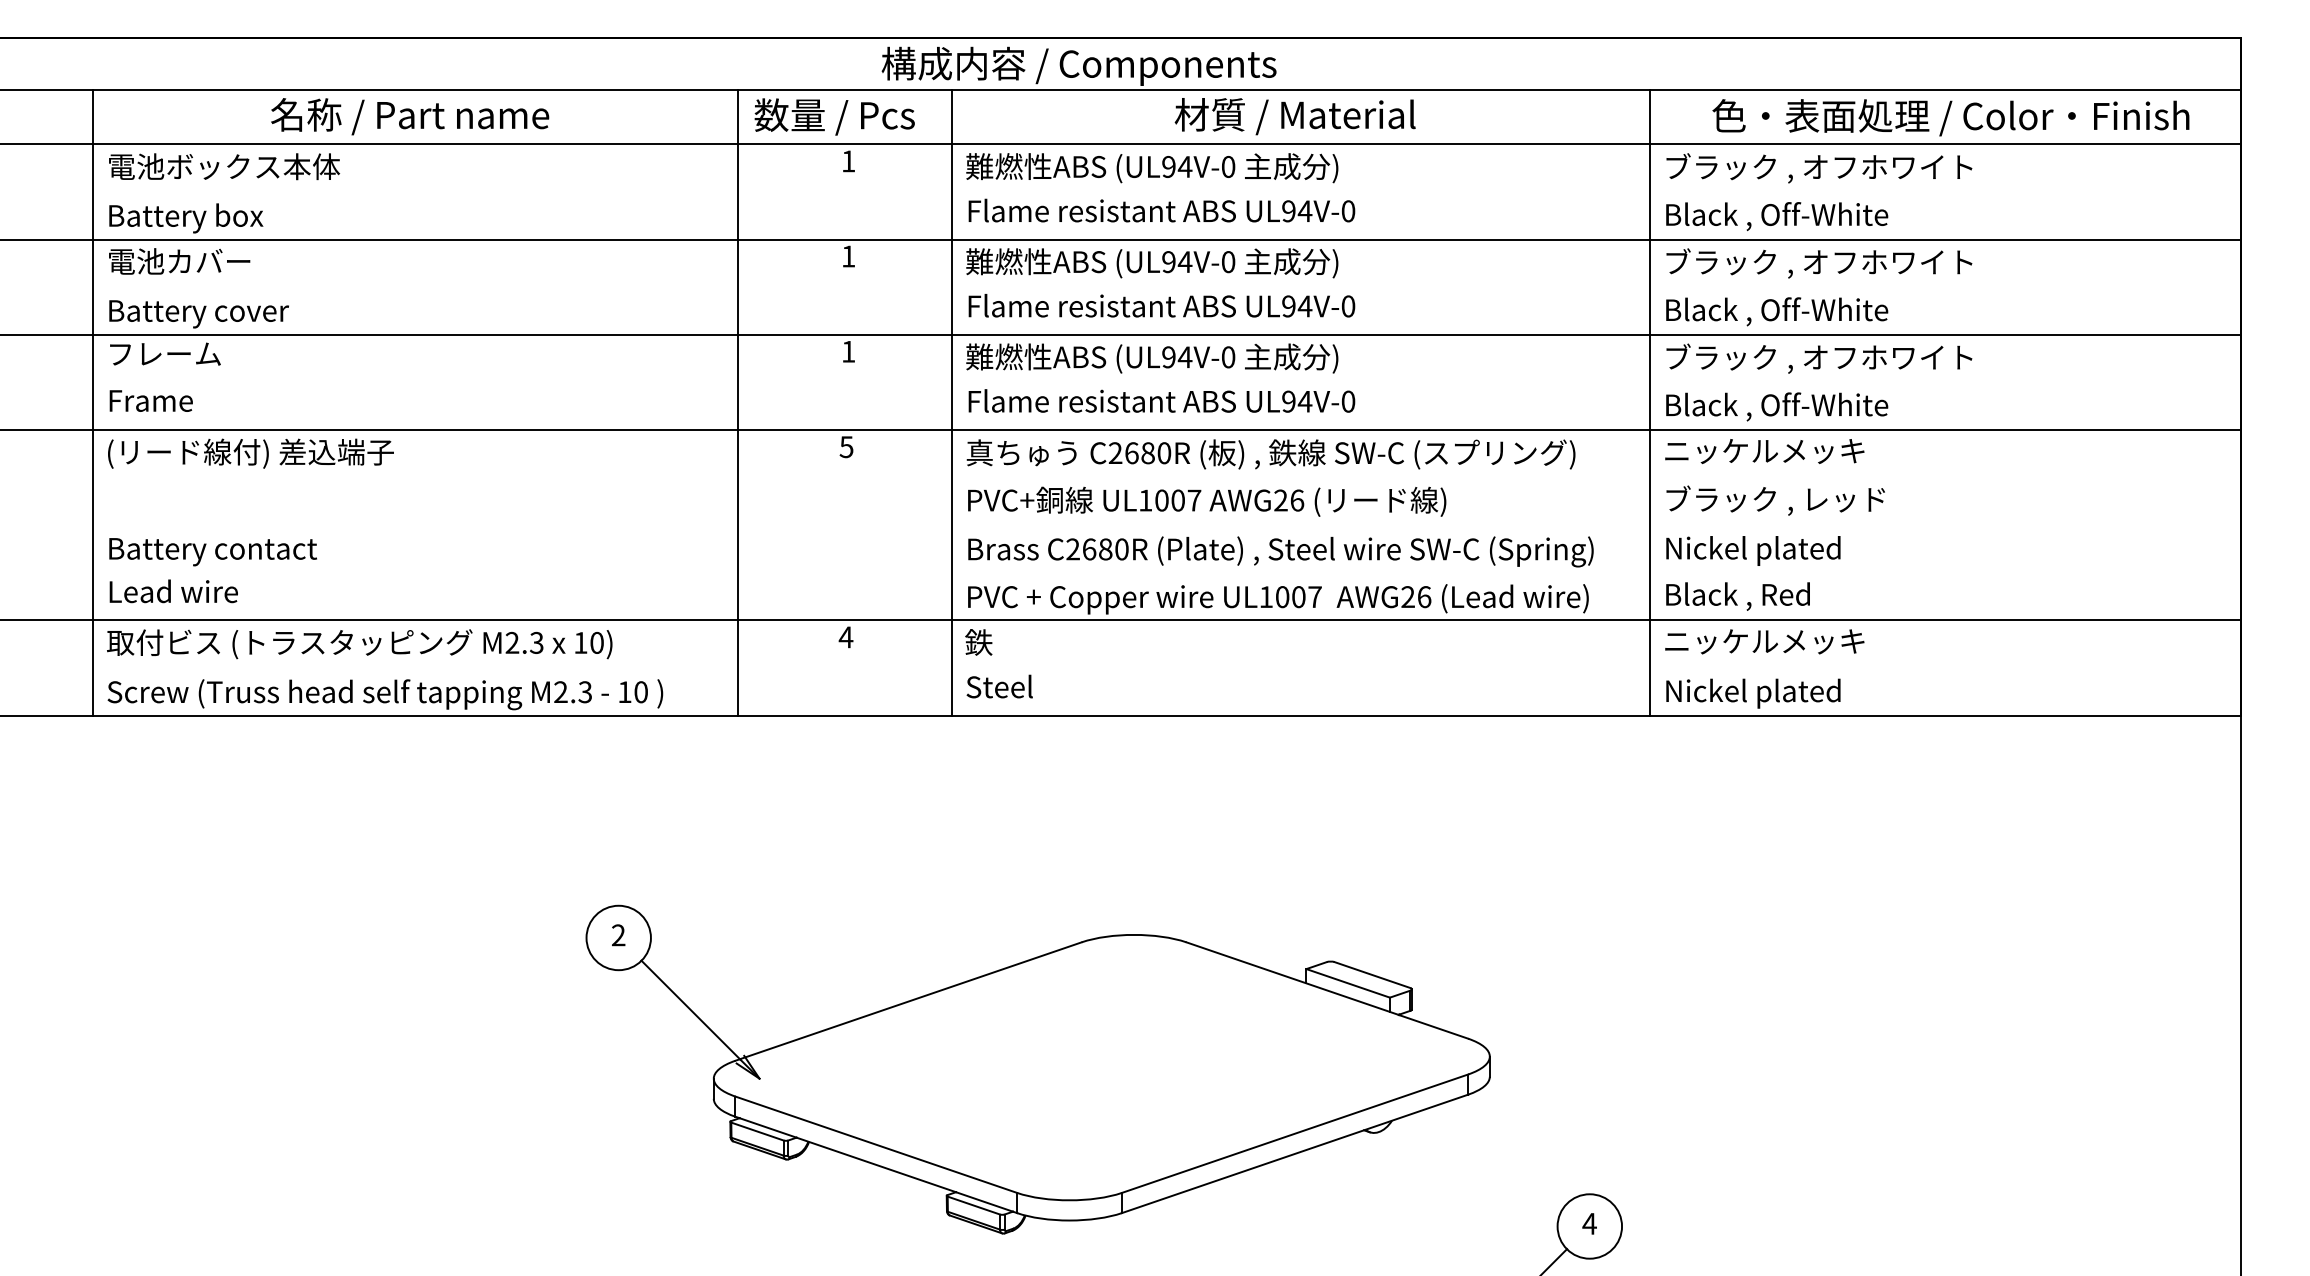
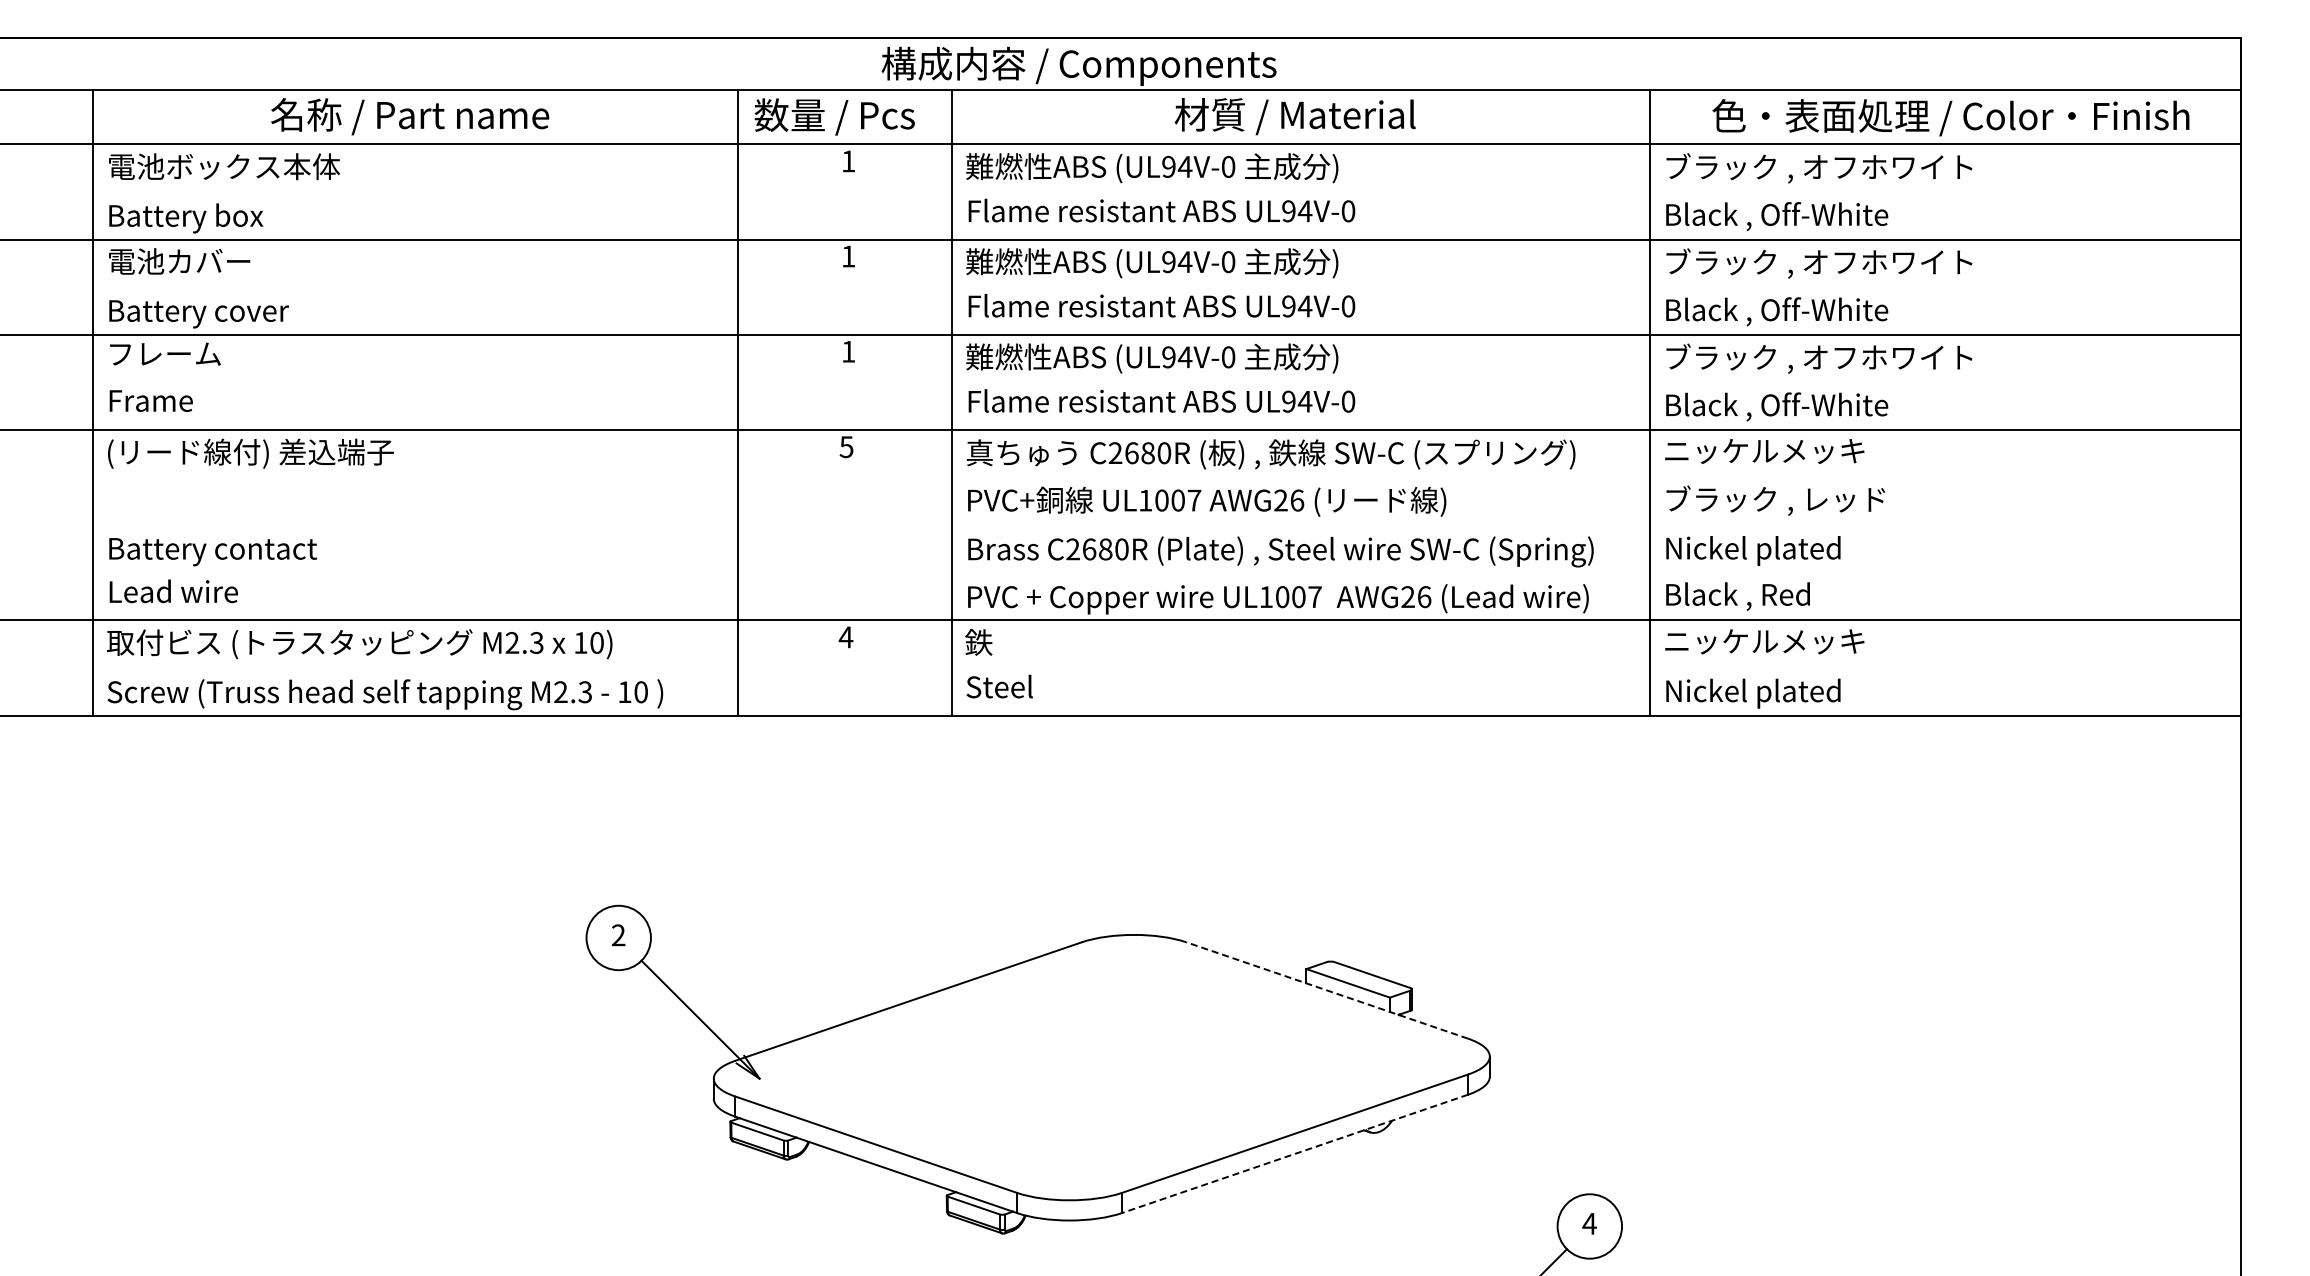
line: solid -> dashed (1327, 990)
line: solid -> dashed (1295, 1153)
